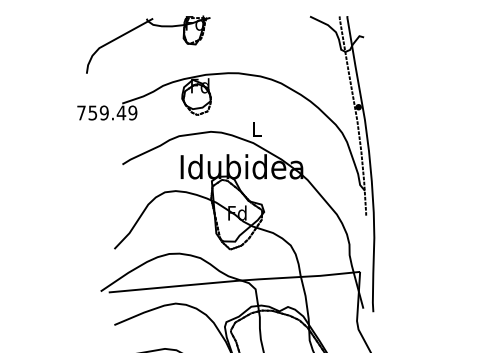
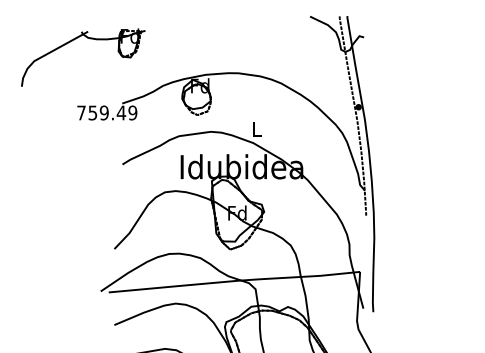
part position: (139, 27) -> (74, 40) (74, 40)
